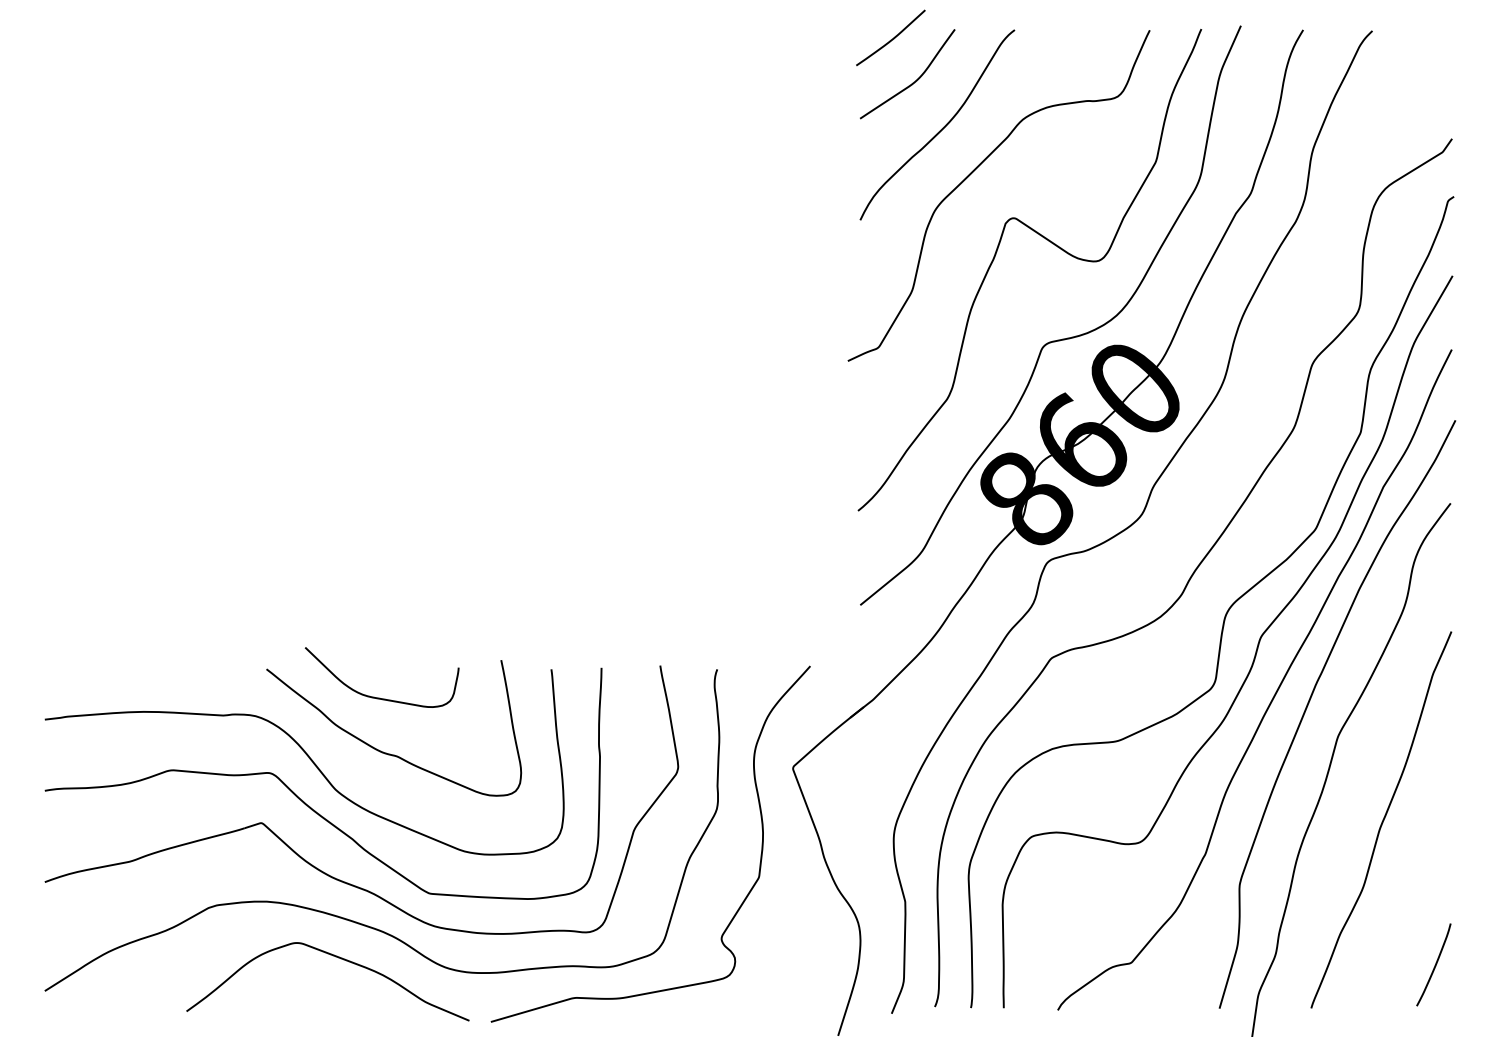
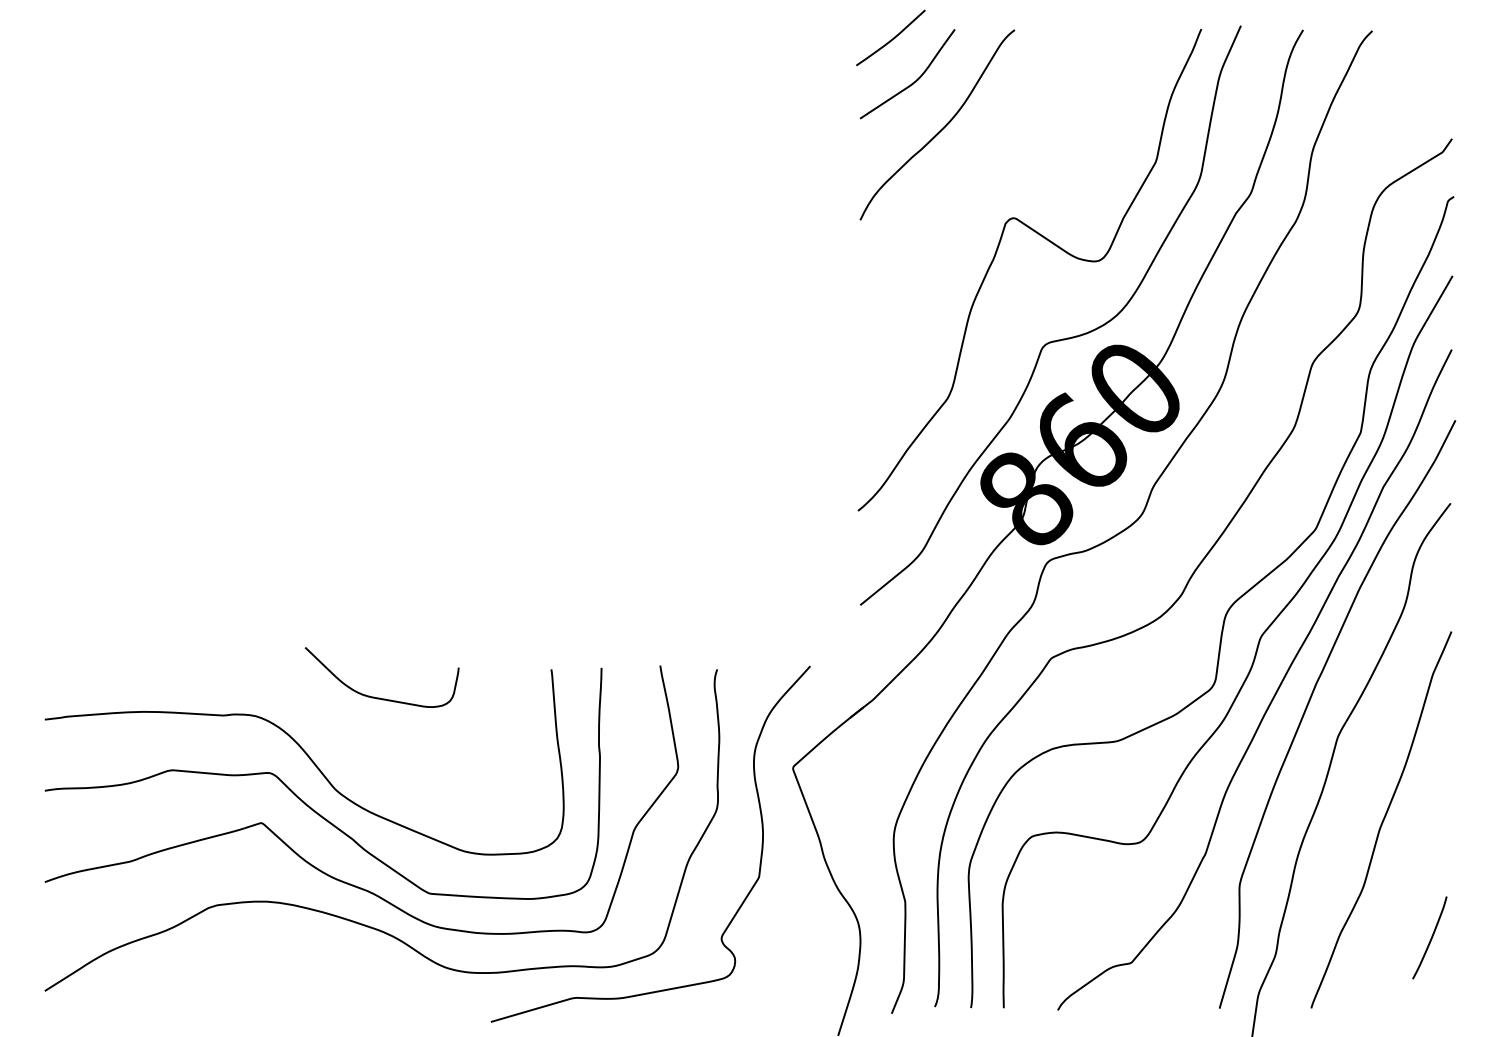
curve: present -> none (974, 171)
curve: present -> none (386, 752)
curve: present -> none (335, 957)
curve position: (1434, 965) -> (1430, 938) (1430, 938)
